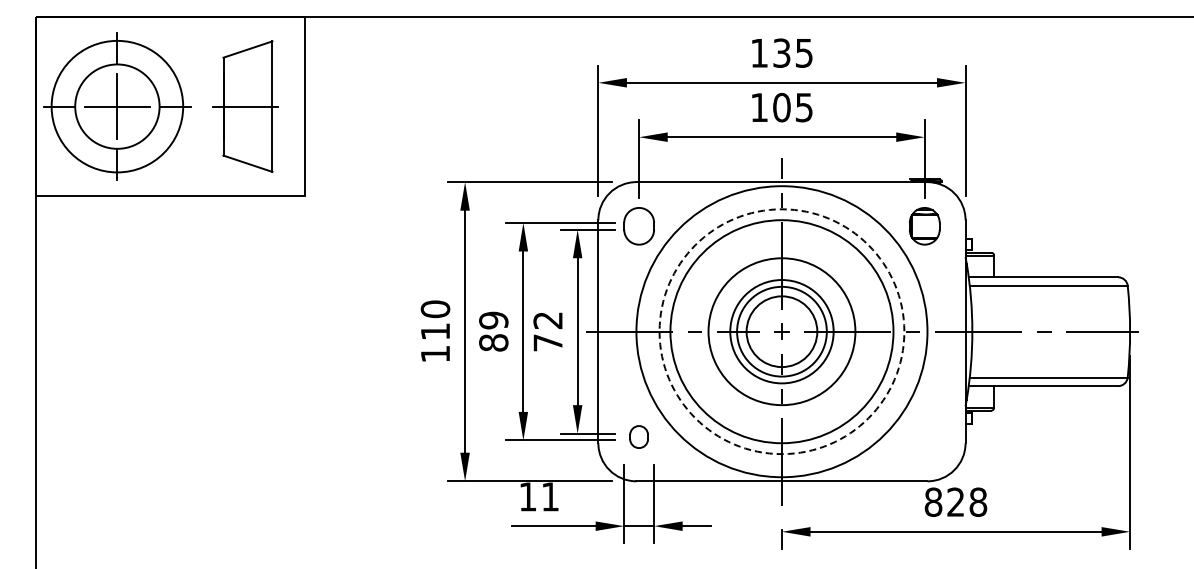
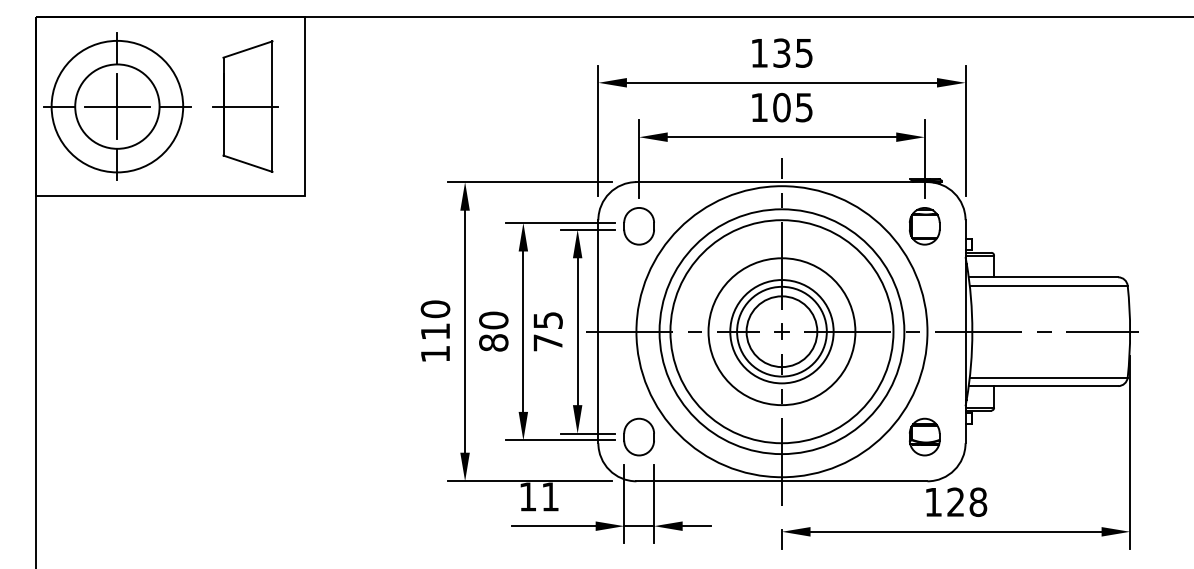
text: 89 -> 80 (493, 320)
text: 72 -> 75 (547, 320)
circle: dashed -> solid (781, 331)
part size: 20x24 px -> 32x40 px (638, 436)
part: none -> present (924, 436)
text: 828 -> 128 (933, 501)
